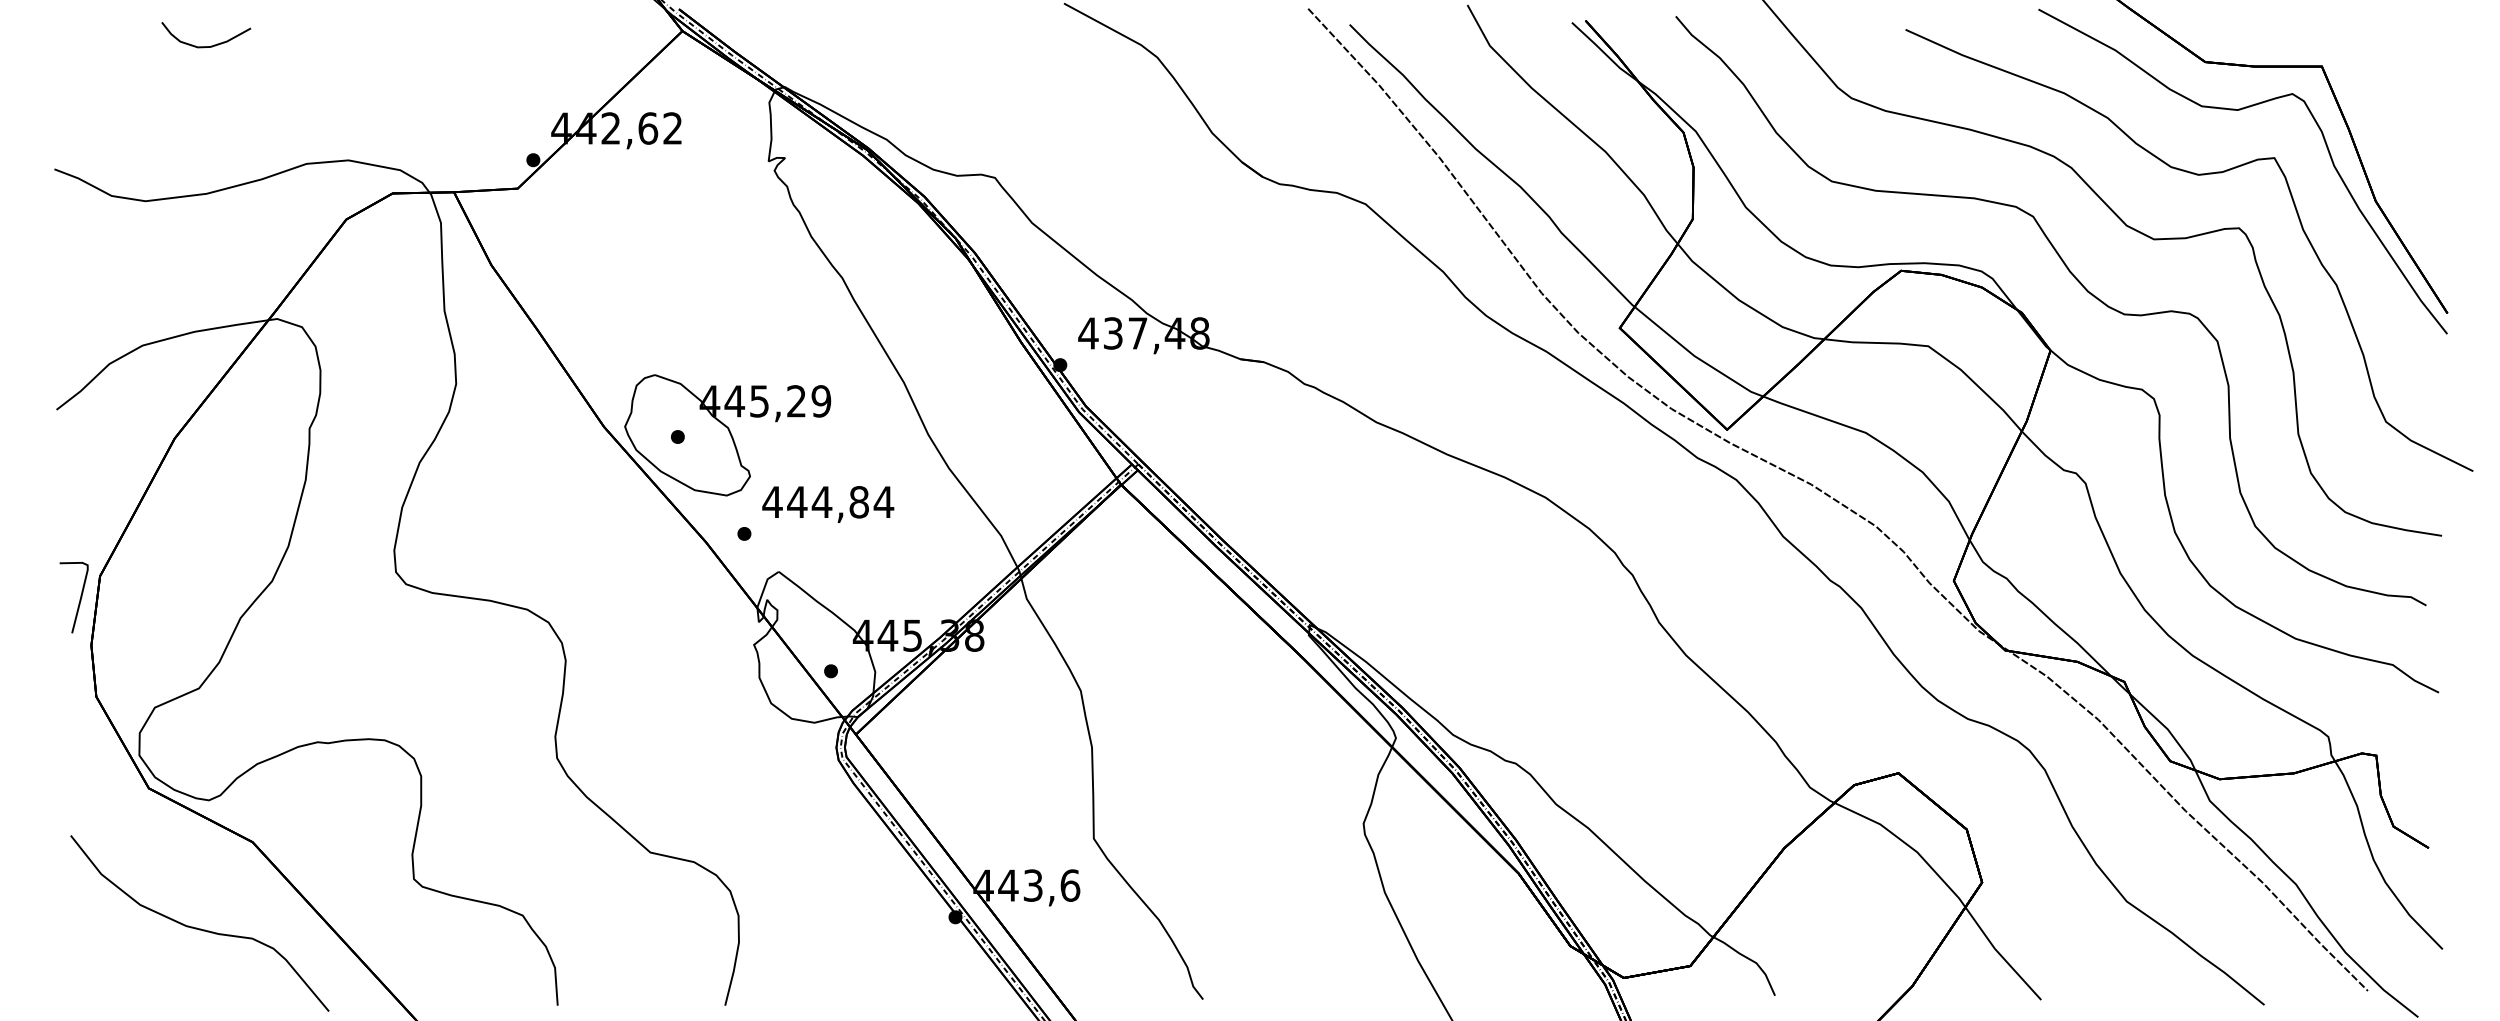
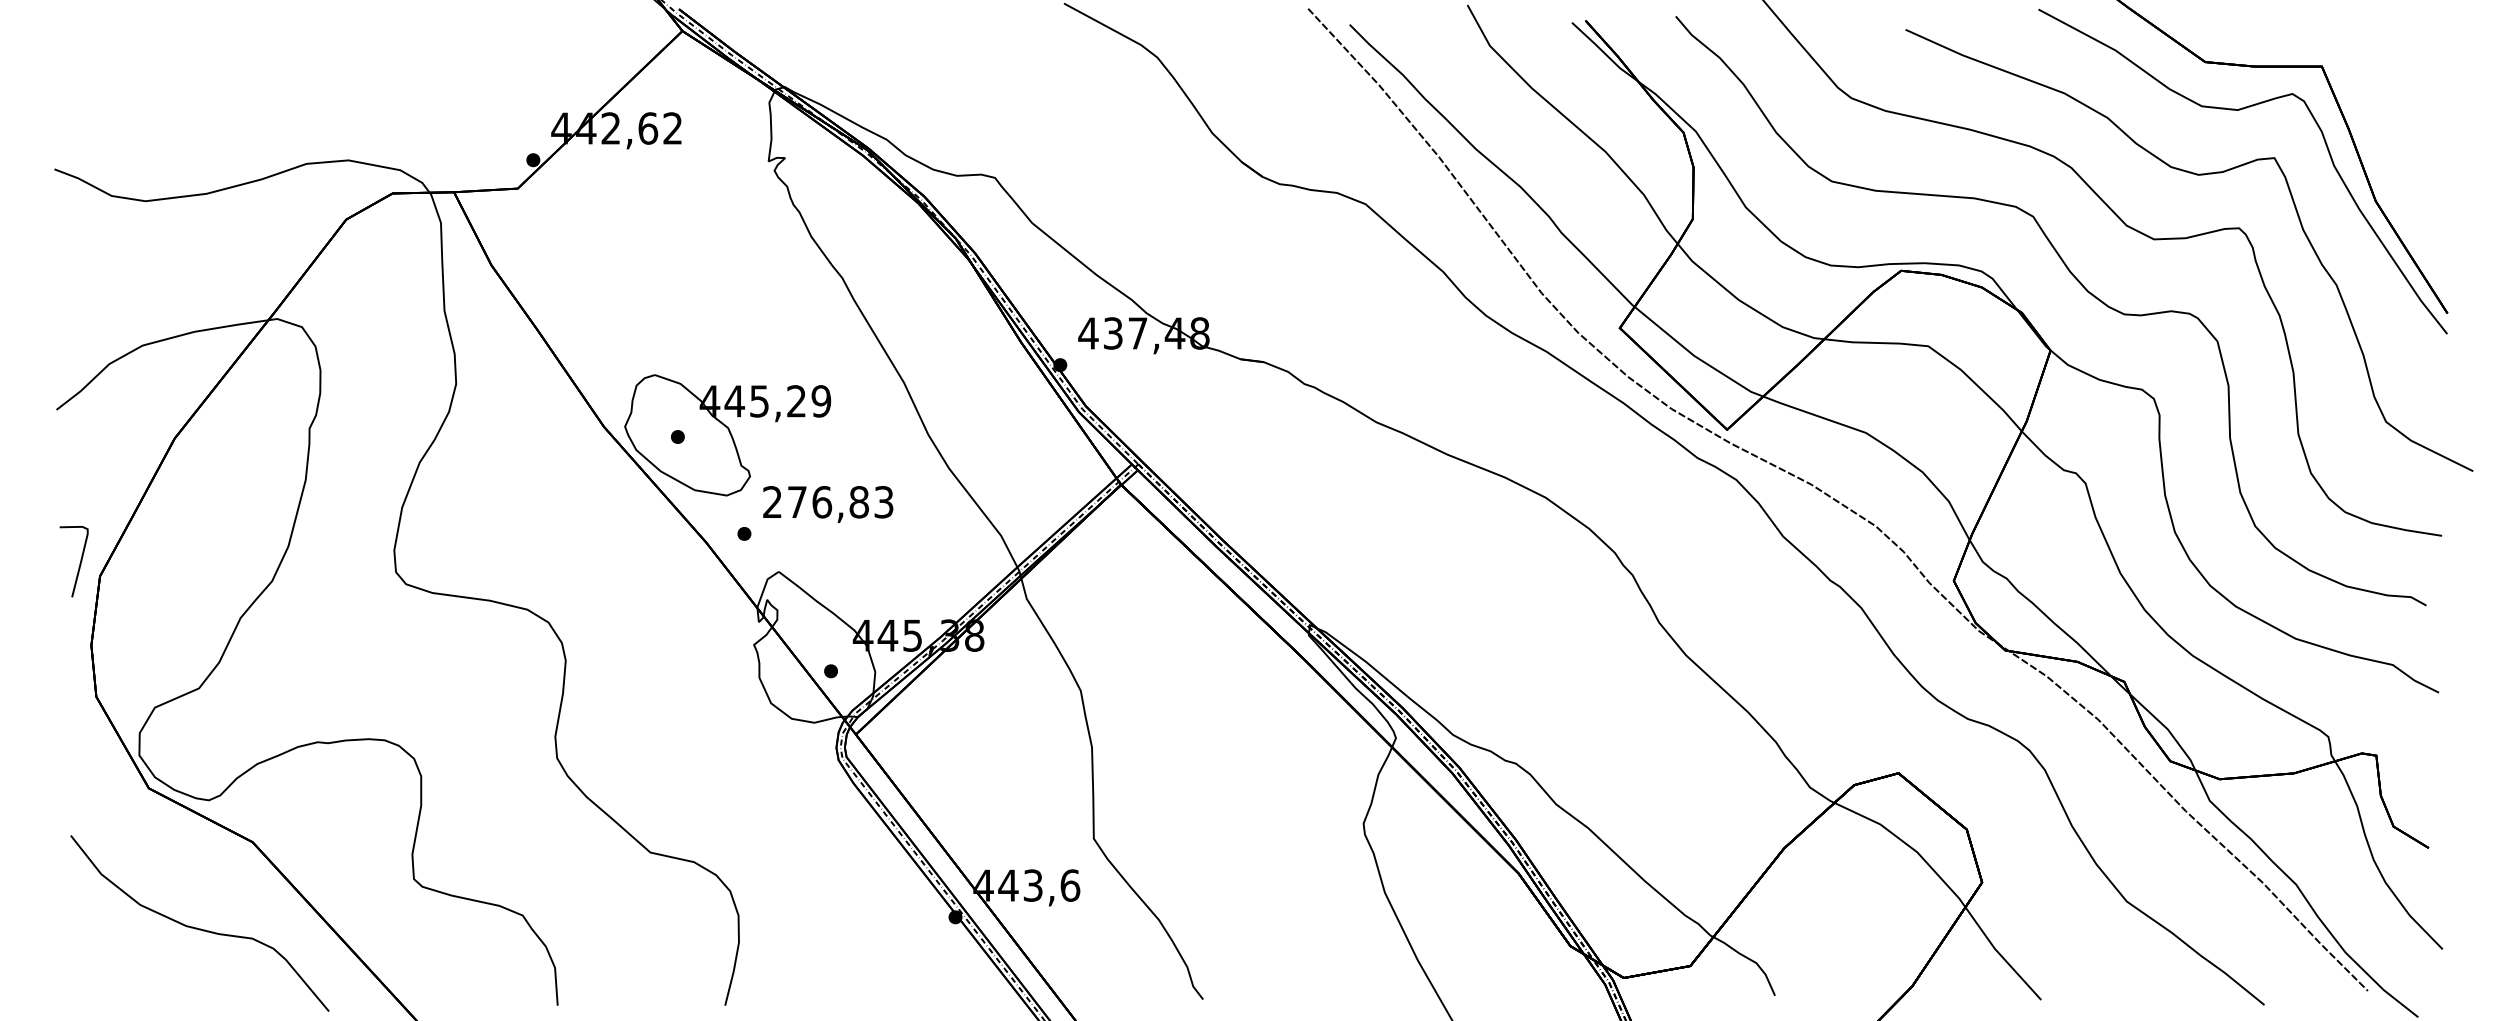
curve: present -> none (206, 46)
text: 444,84 -> 276,83 (828, 502)
curve position: (79, 599) -> (79, 563) (79, 563)
